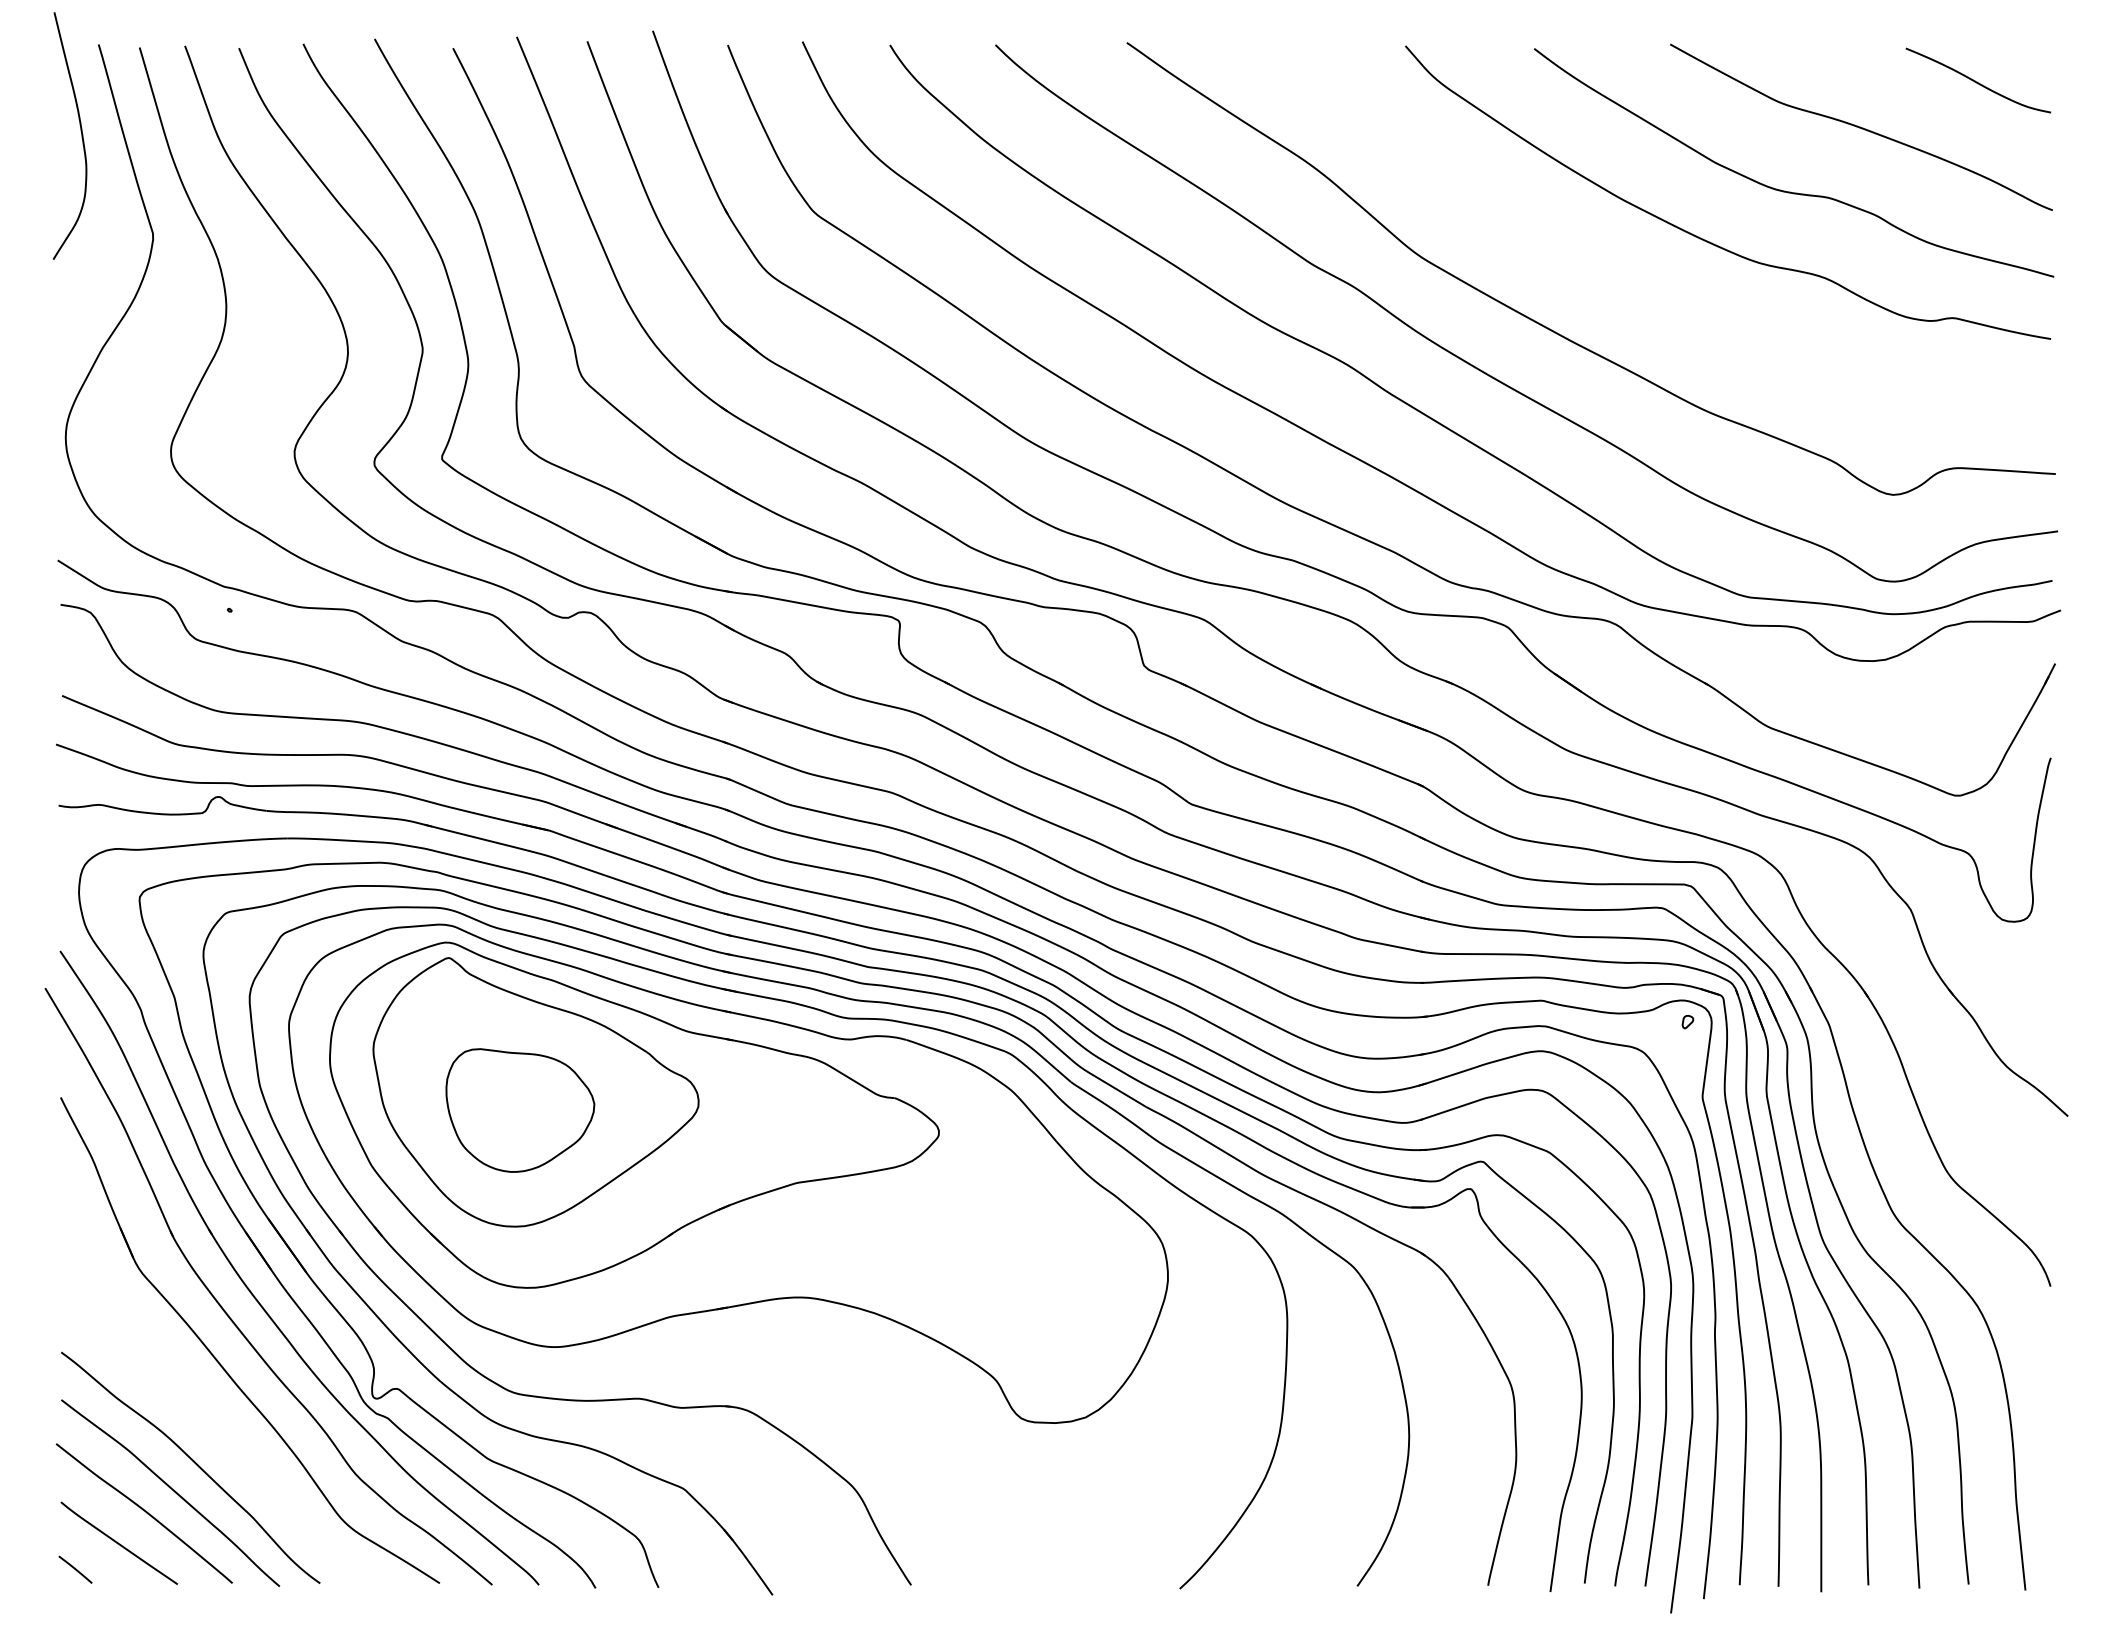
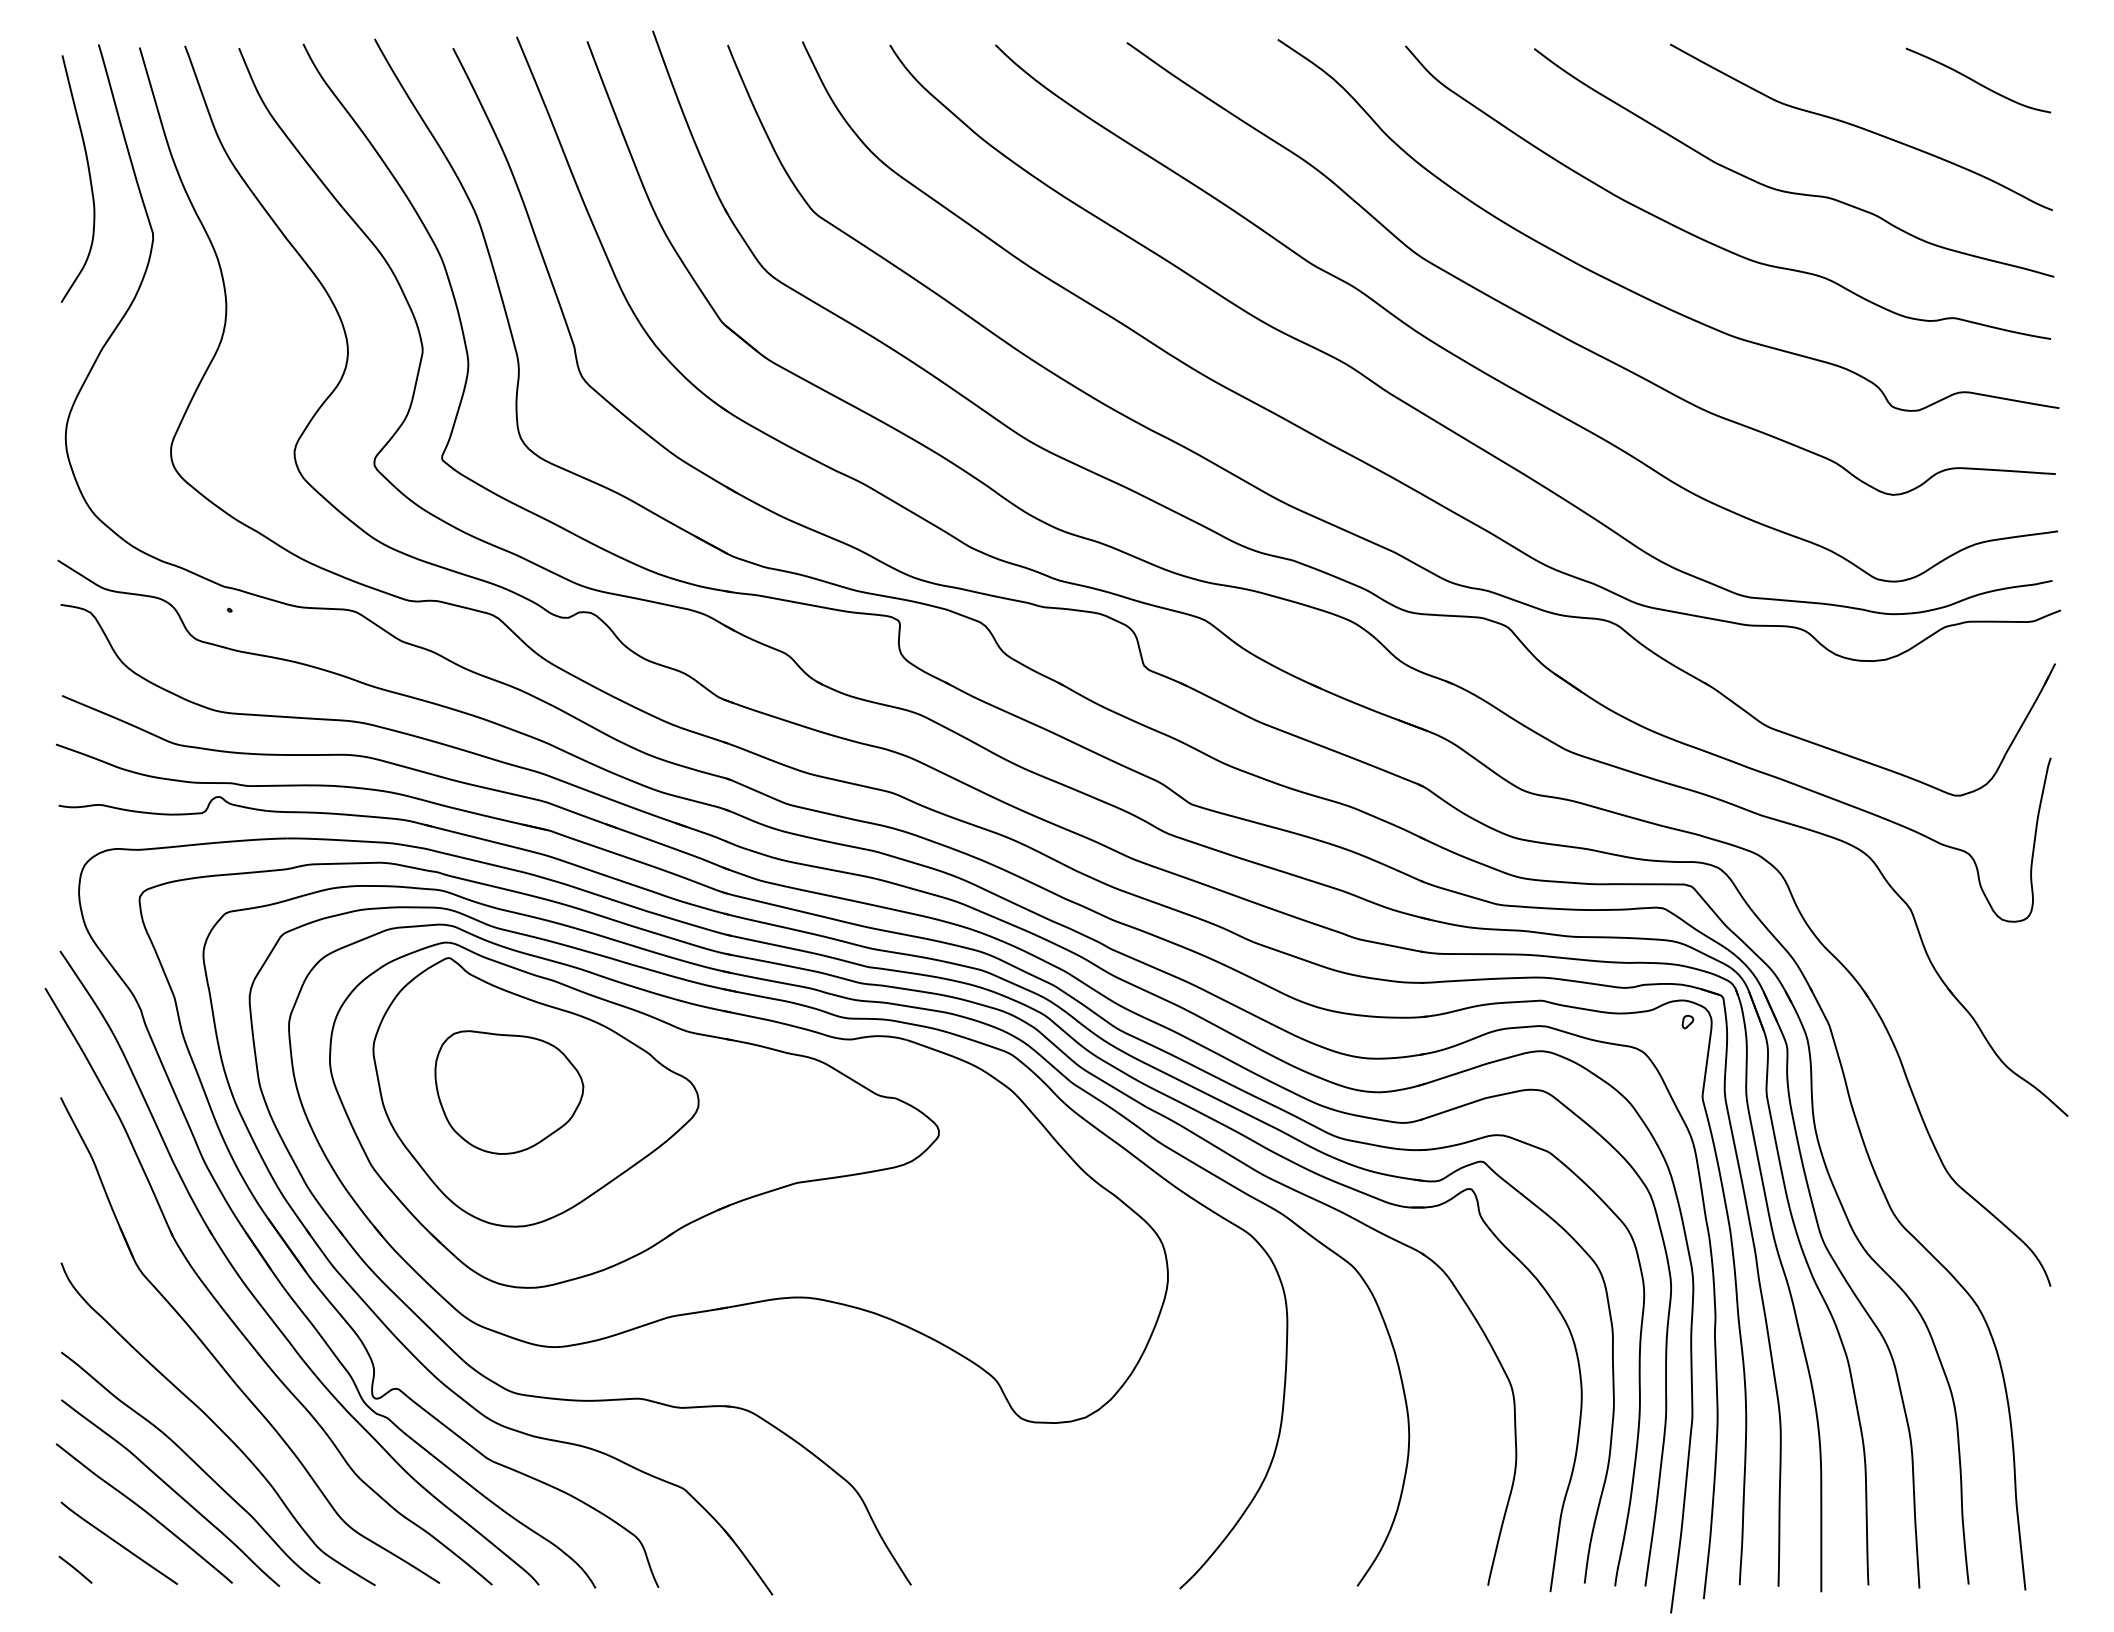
curve position: (80, 131) -> (88, 174) (88, 174)
curve: none -> present (1634, 291)
part position: (520, 1110) -> (509, 1092) (509, 1092)
curve: none -> present (217, 1424)
